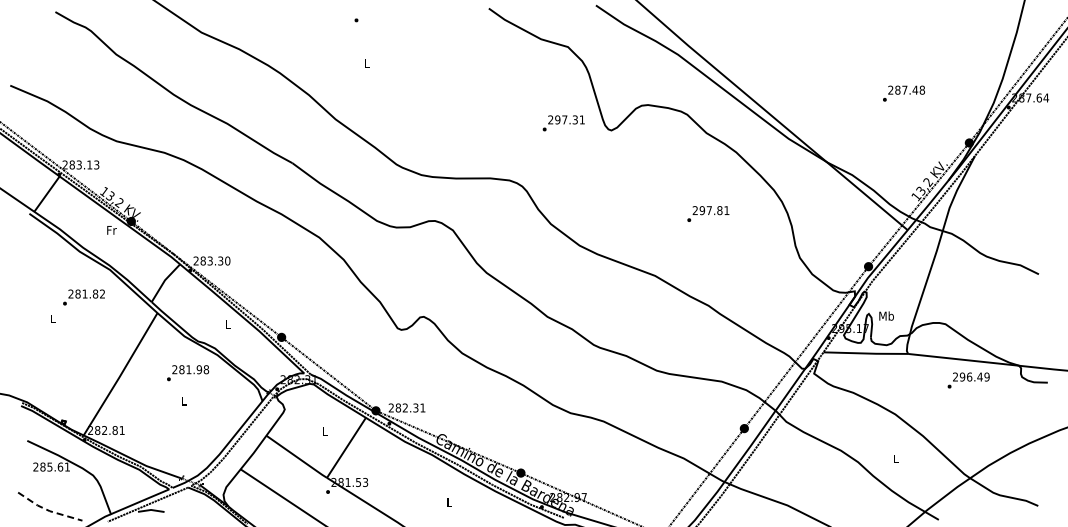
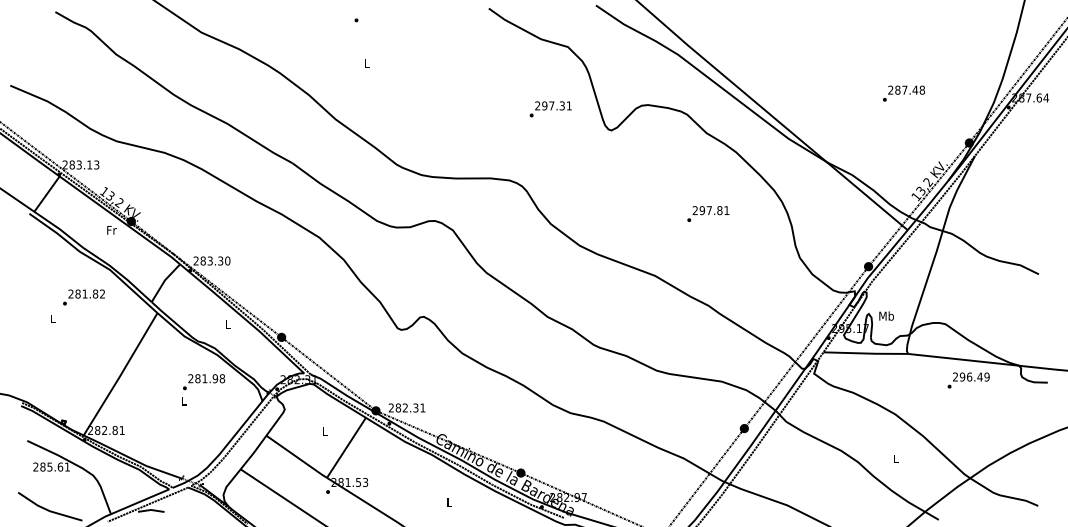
text position: (563, 123) -> (550, 109) (550, 109)
text position: (188, 373) -> (204, 382) (204, 382)
line: dashed -> solid (48, 510)
